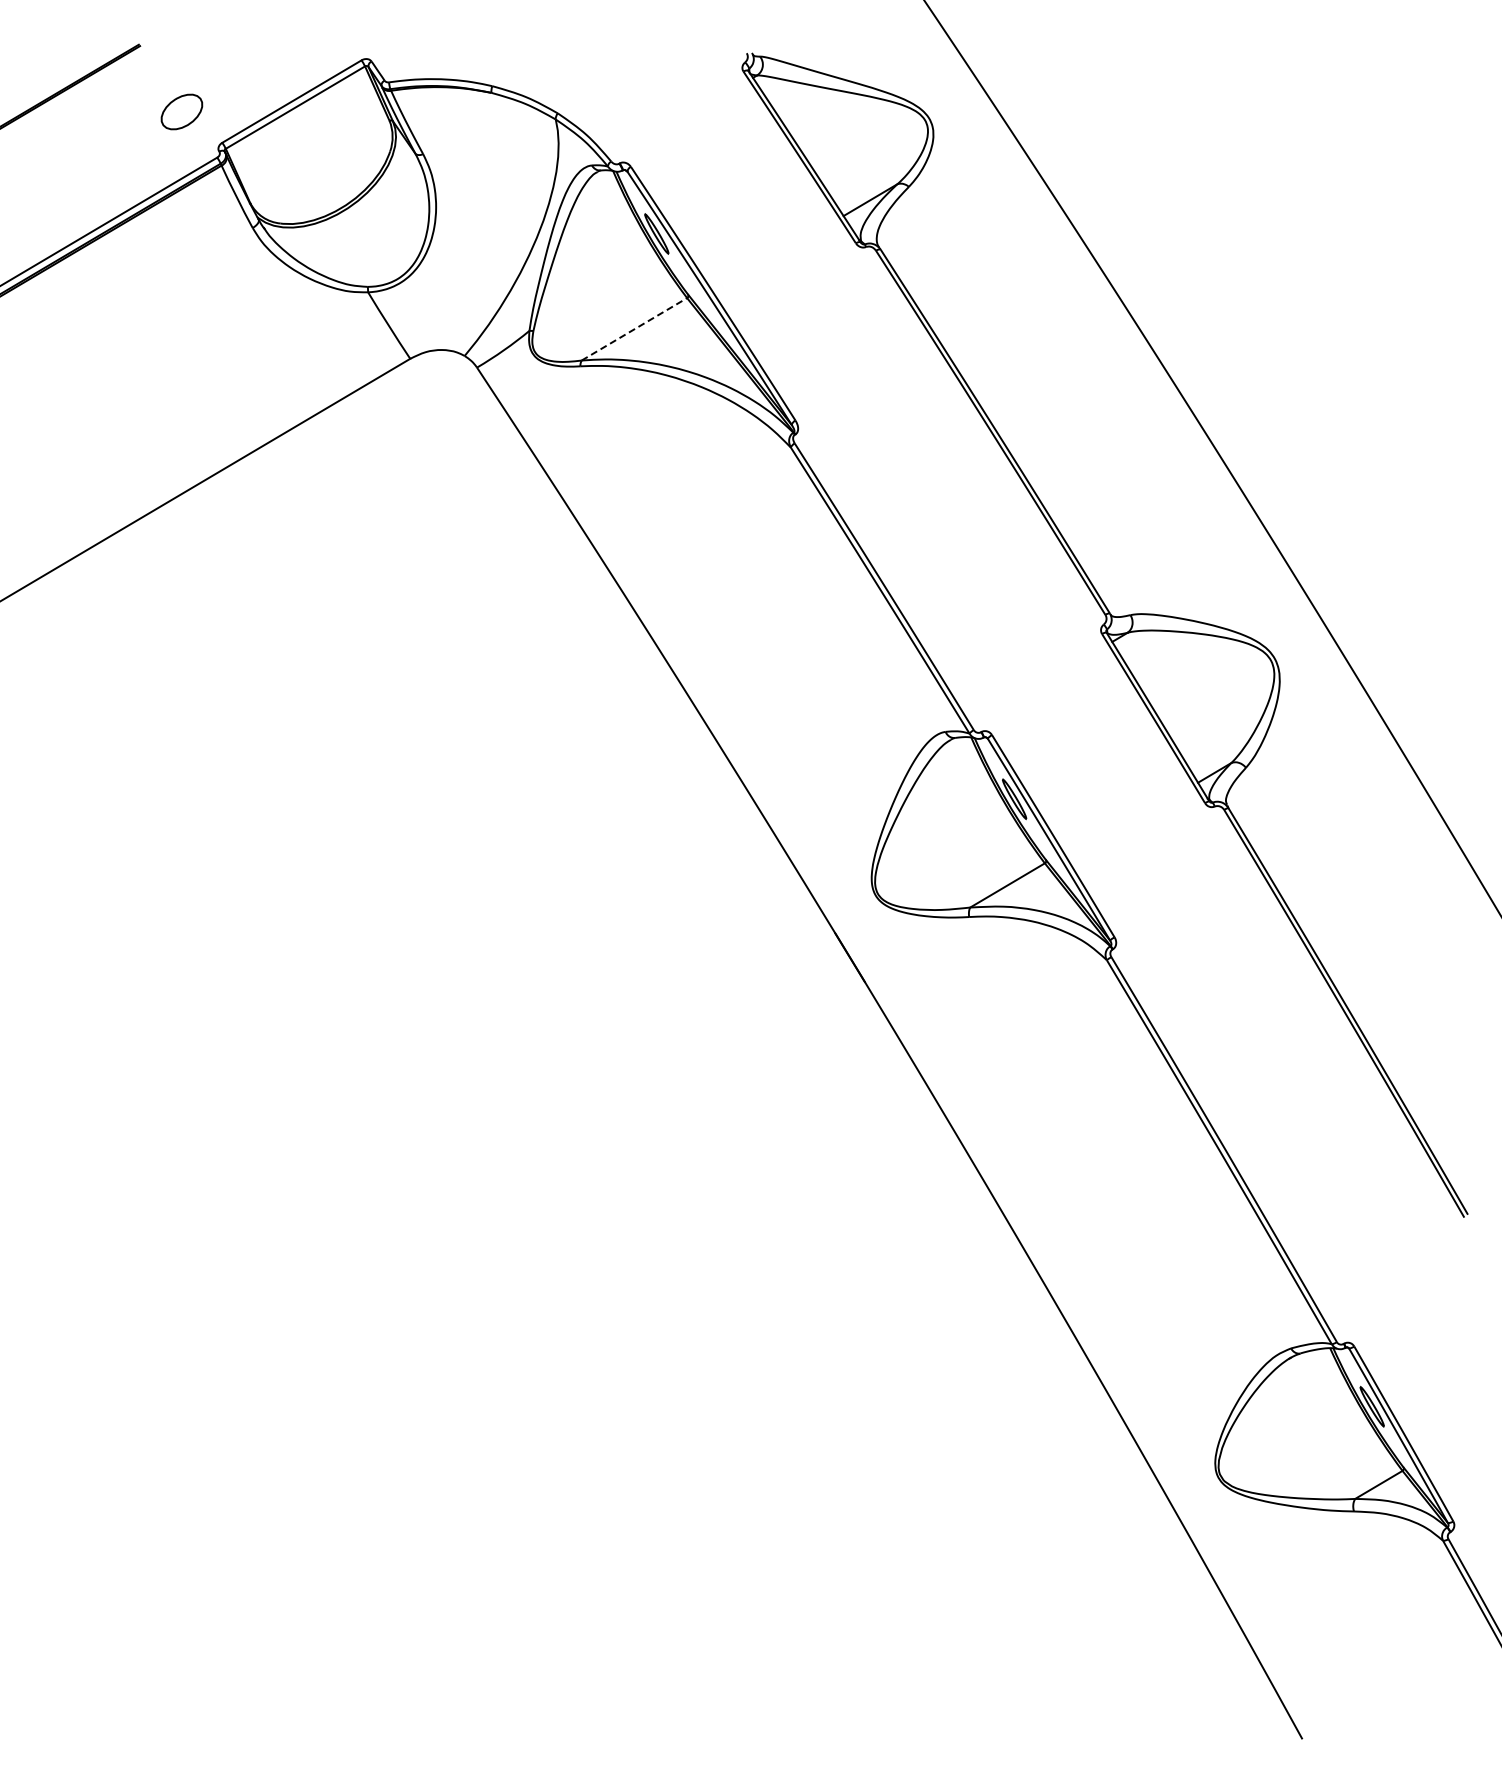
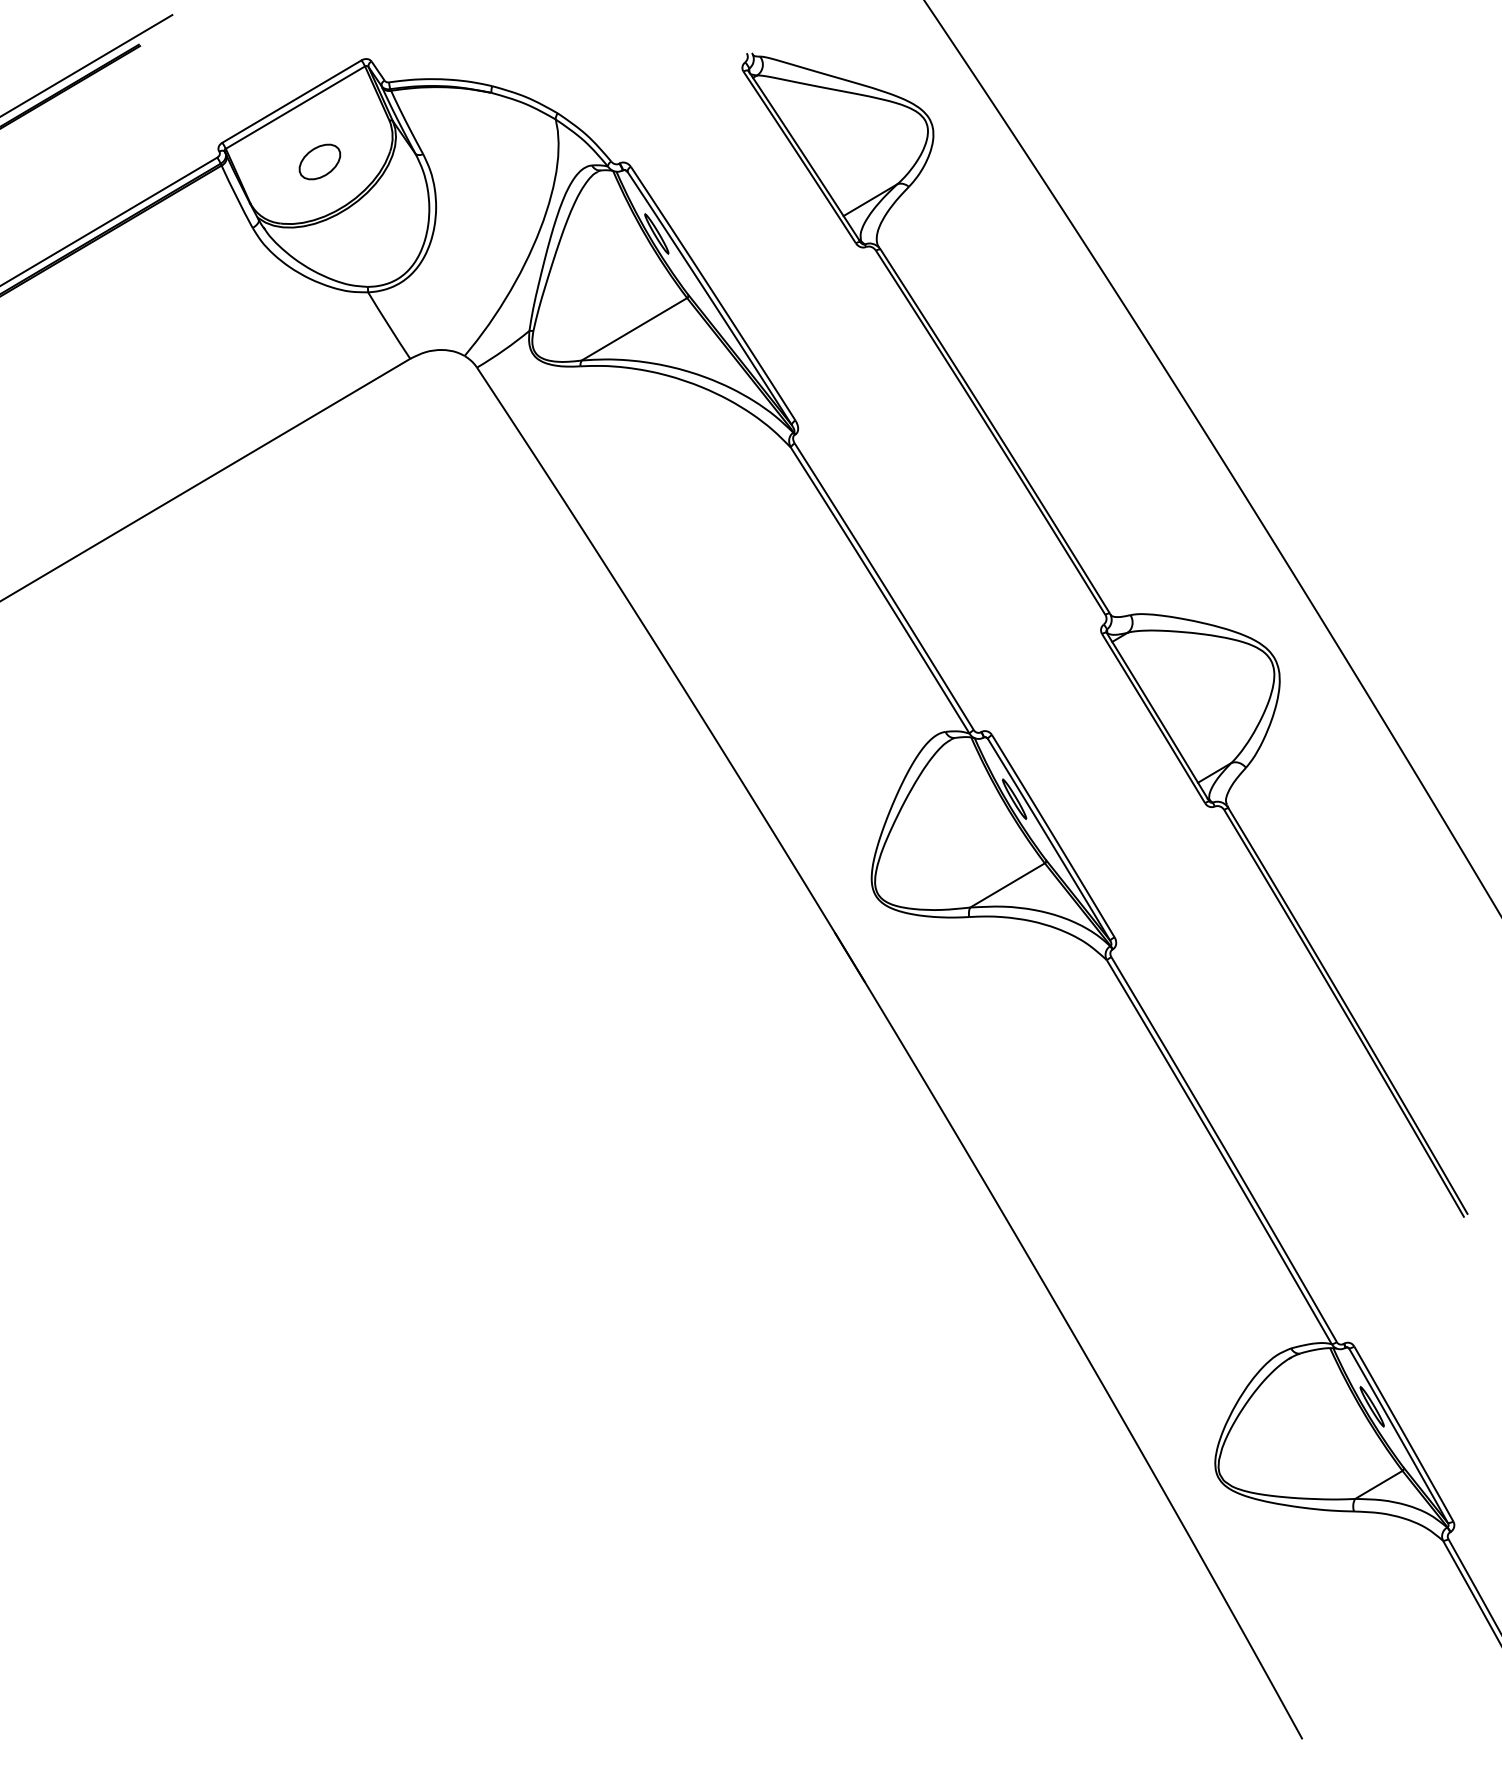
line: none -> present (87, 65)
part position: (181, 111) -> (319, 161) (319, 161)
line: dashed -> solid (634, 329)
